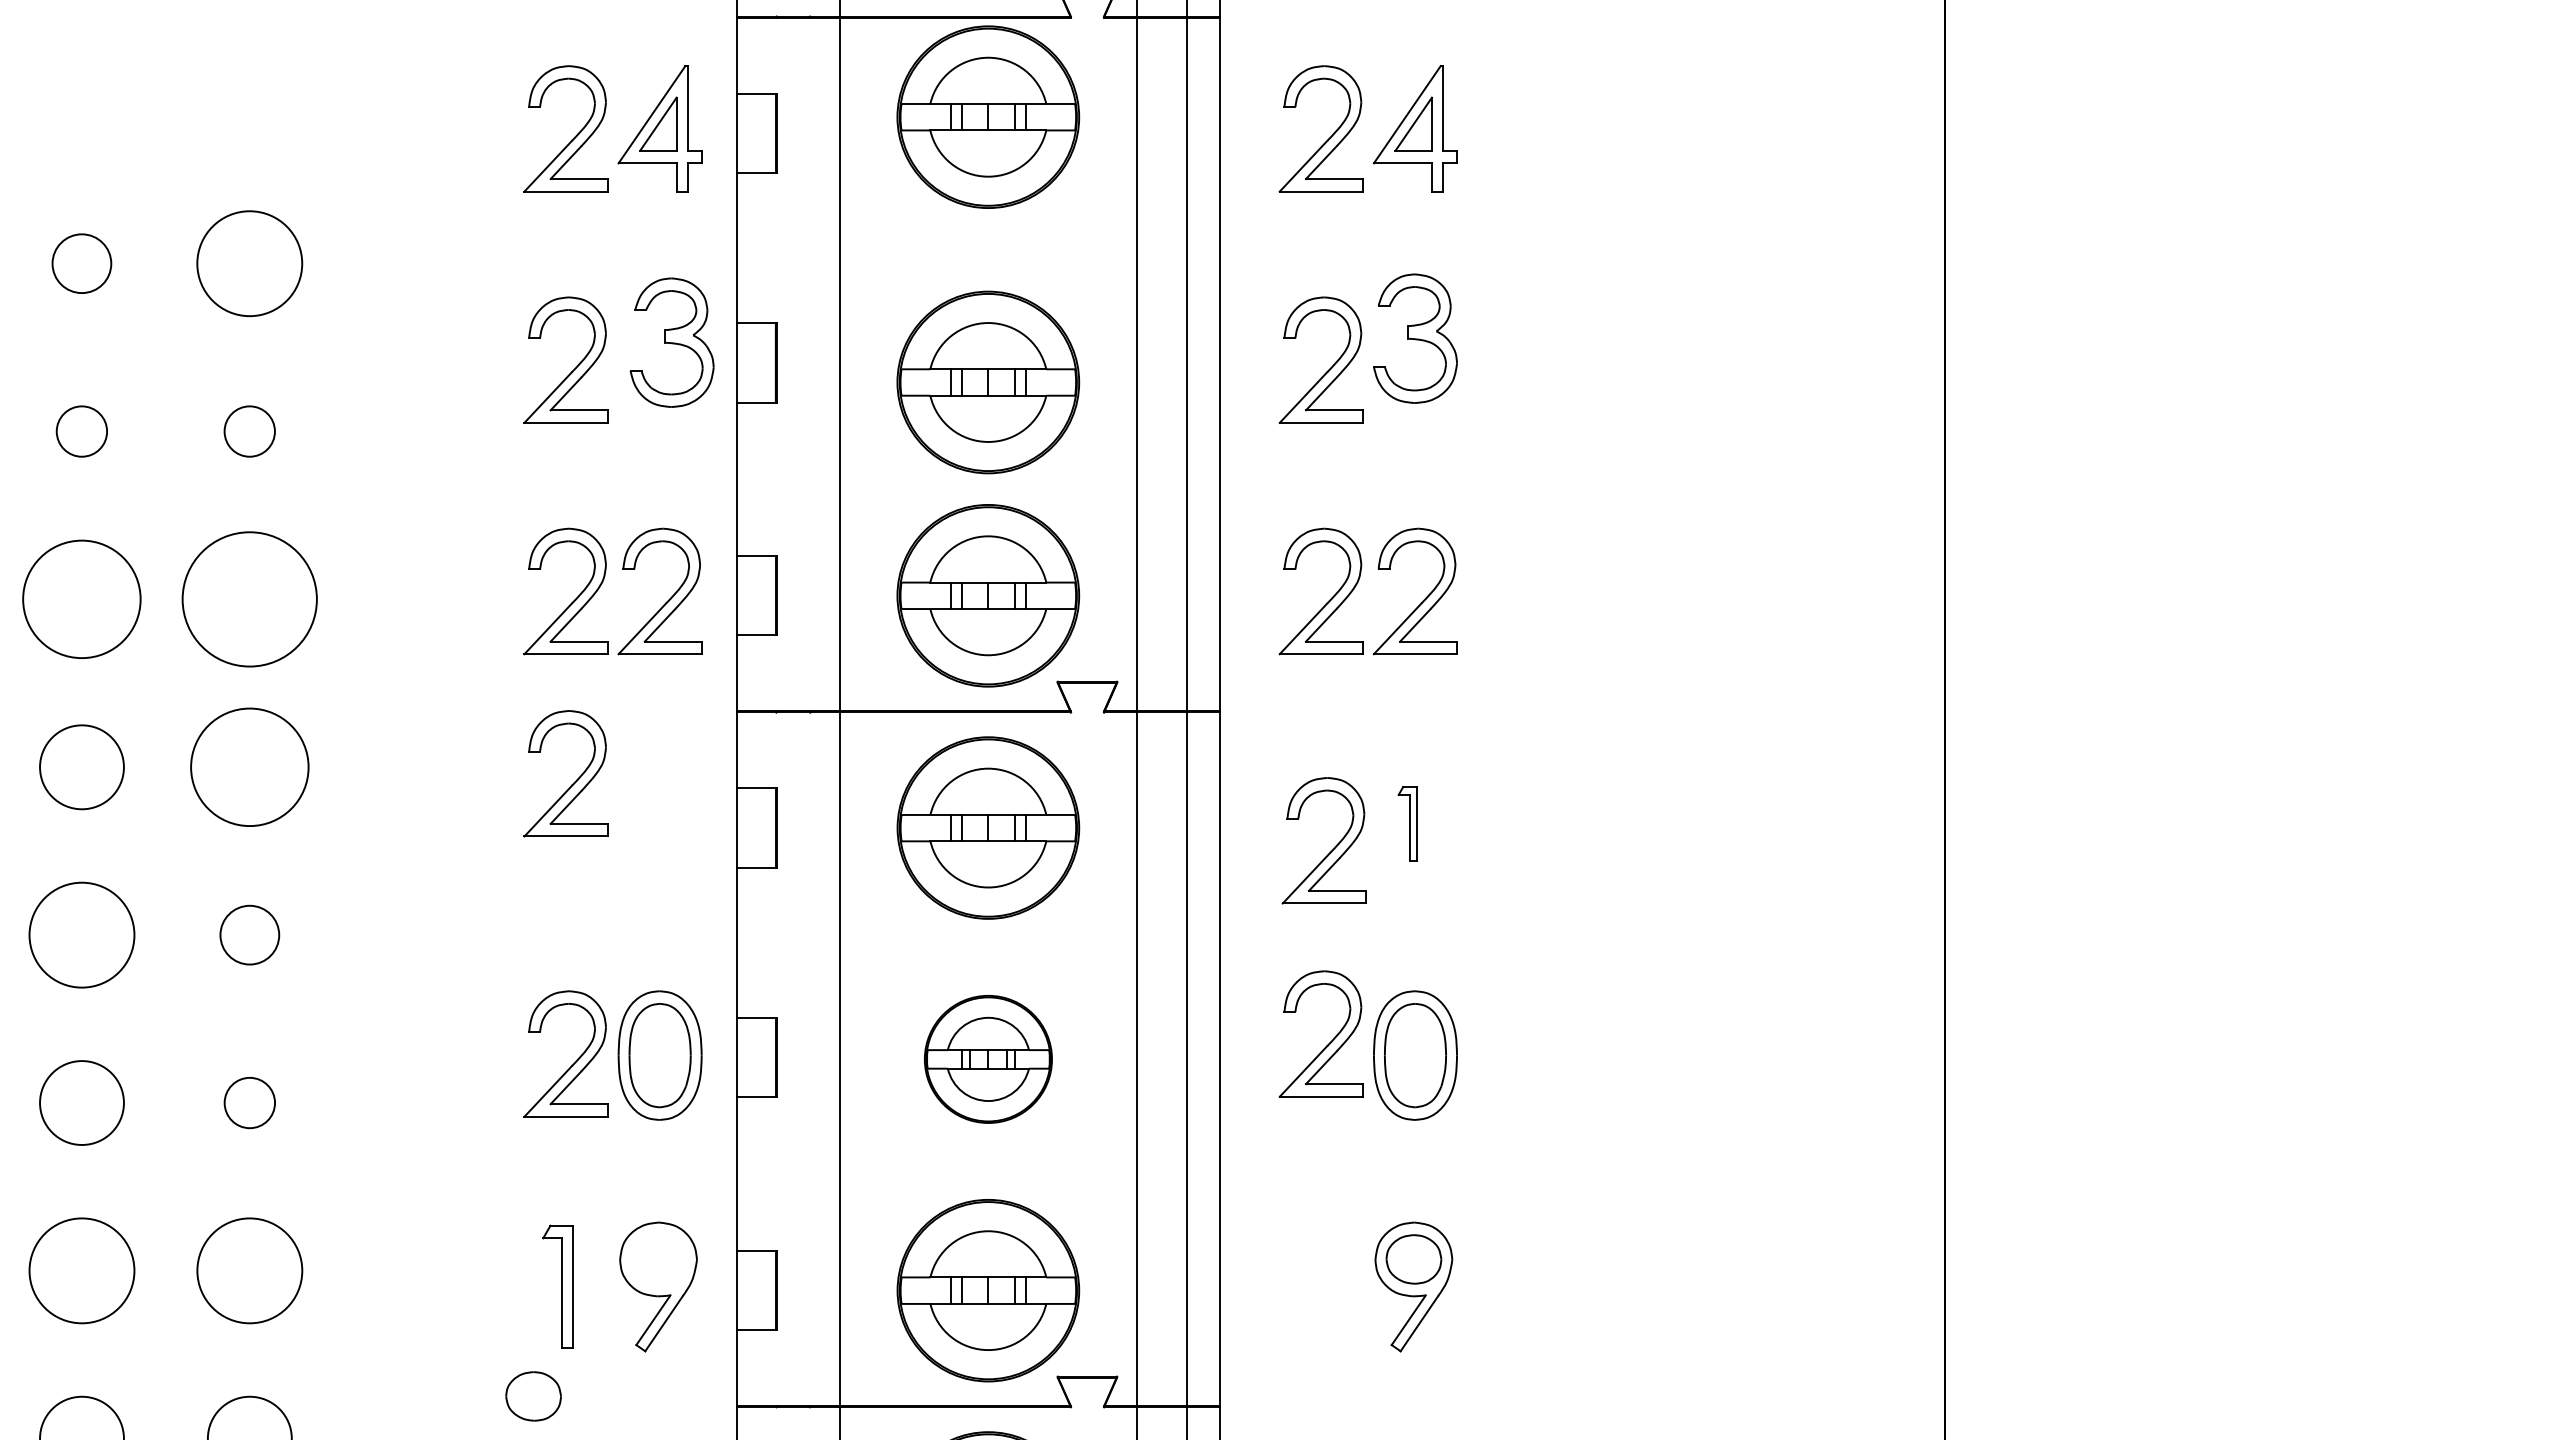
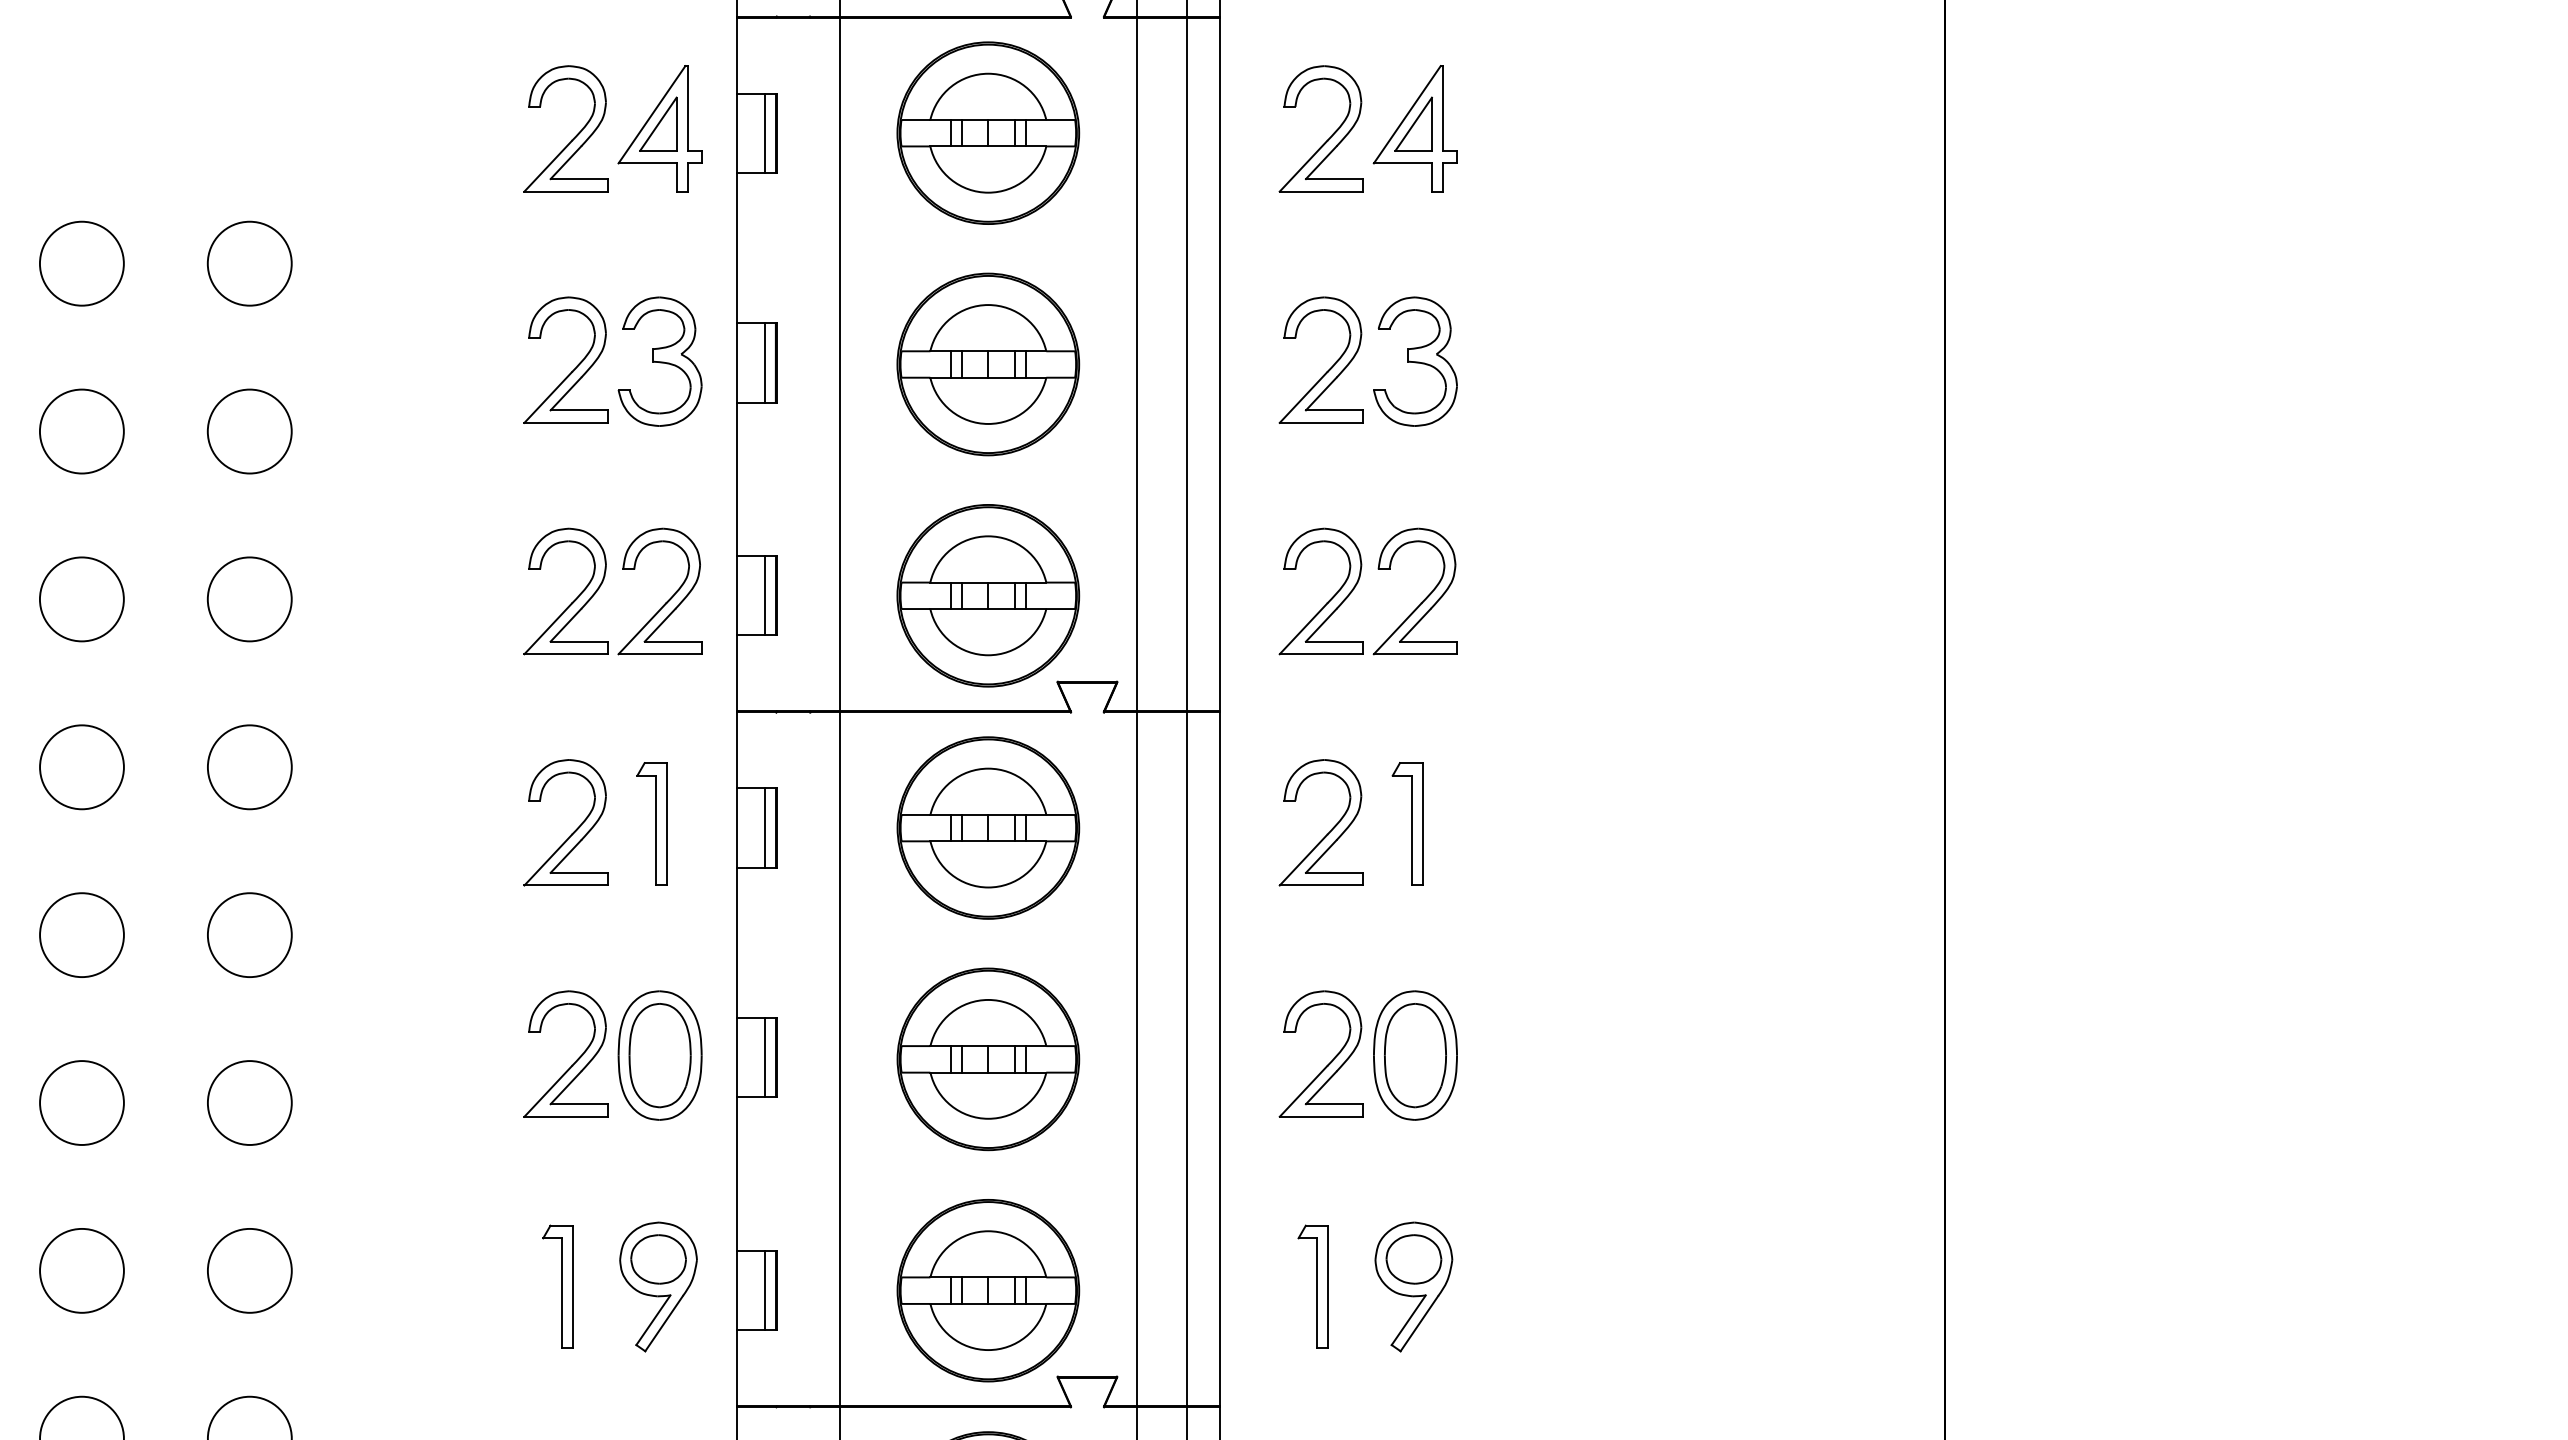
part position: (988, 116) -> (988, 132) (988, 132)
line: none -> present (765, 132)
circle diameter: 59 px -> 84 px (81, 263)
circle diameter: 105 px -> 84 px (249, 263)
part position: (1415, 338) -> (1415, 361) (1415, 361)
part position: (671, 342) -> (659, 361) (659, 361)
line: none -> present (765, 362)
part position: (988, 382) -> (988, 364) (988, 364)
circle diameter: 50 px -> 84 px (81, 431)
circle diameter: 50 px -> 84 px (249, 431)
line: none -> present (765, 595)
circle size: 120x120 px -> 86x87 px (81, 599)
circle diameter: 134 px -> 84 px (249, 599)
circle diameter: 117 px -> 84 px (249, 767)
part position: (574, 781) -> (574, 830) (574, 830)
part: none -> present (651, 823)
part size: 21x76 px -> 33x124 px (1407, 823)
line: none -> present (764, 827)
part position: (1334, 846) -> (1331, 828) (1331, 828)
circle diameter: 105 px -> 84 px (81, 935)
circle diameter: 59 px -> 84 px (249, 935)
part position: (1329, 1042) -> (1329, 1062) (1329, 1062)
line: none -> present (764, 1057)
part size: 129x129 px -> 185x185 px (988, 1059)
circle diameter: 50 px -> 84 px (249, 1102)
circle diameter: 105 px -> 84 px (81, 1270)
circle diameter: 105 px -> 84 px (249, 1270)
part: none -> present (1312, 1286)
line: none -> present (764, 1290)
part position: (533, 1396) -> (658, 1259) (658, 1259)
